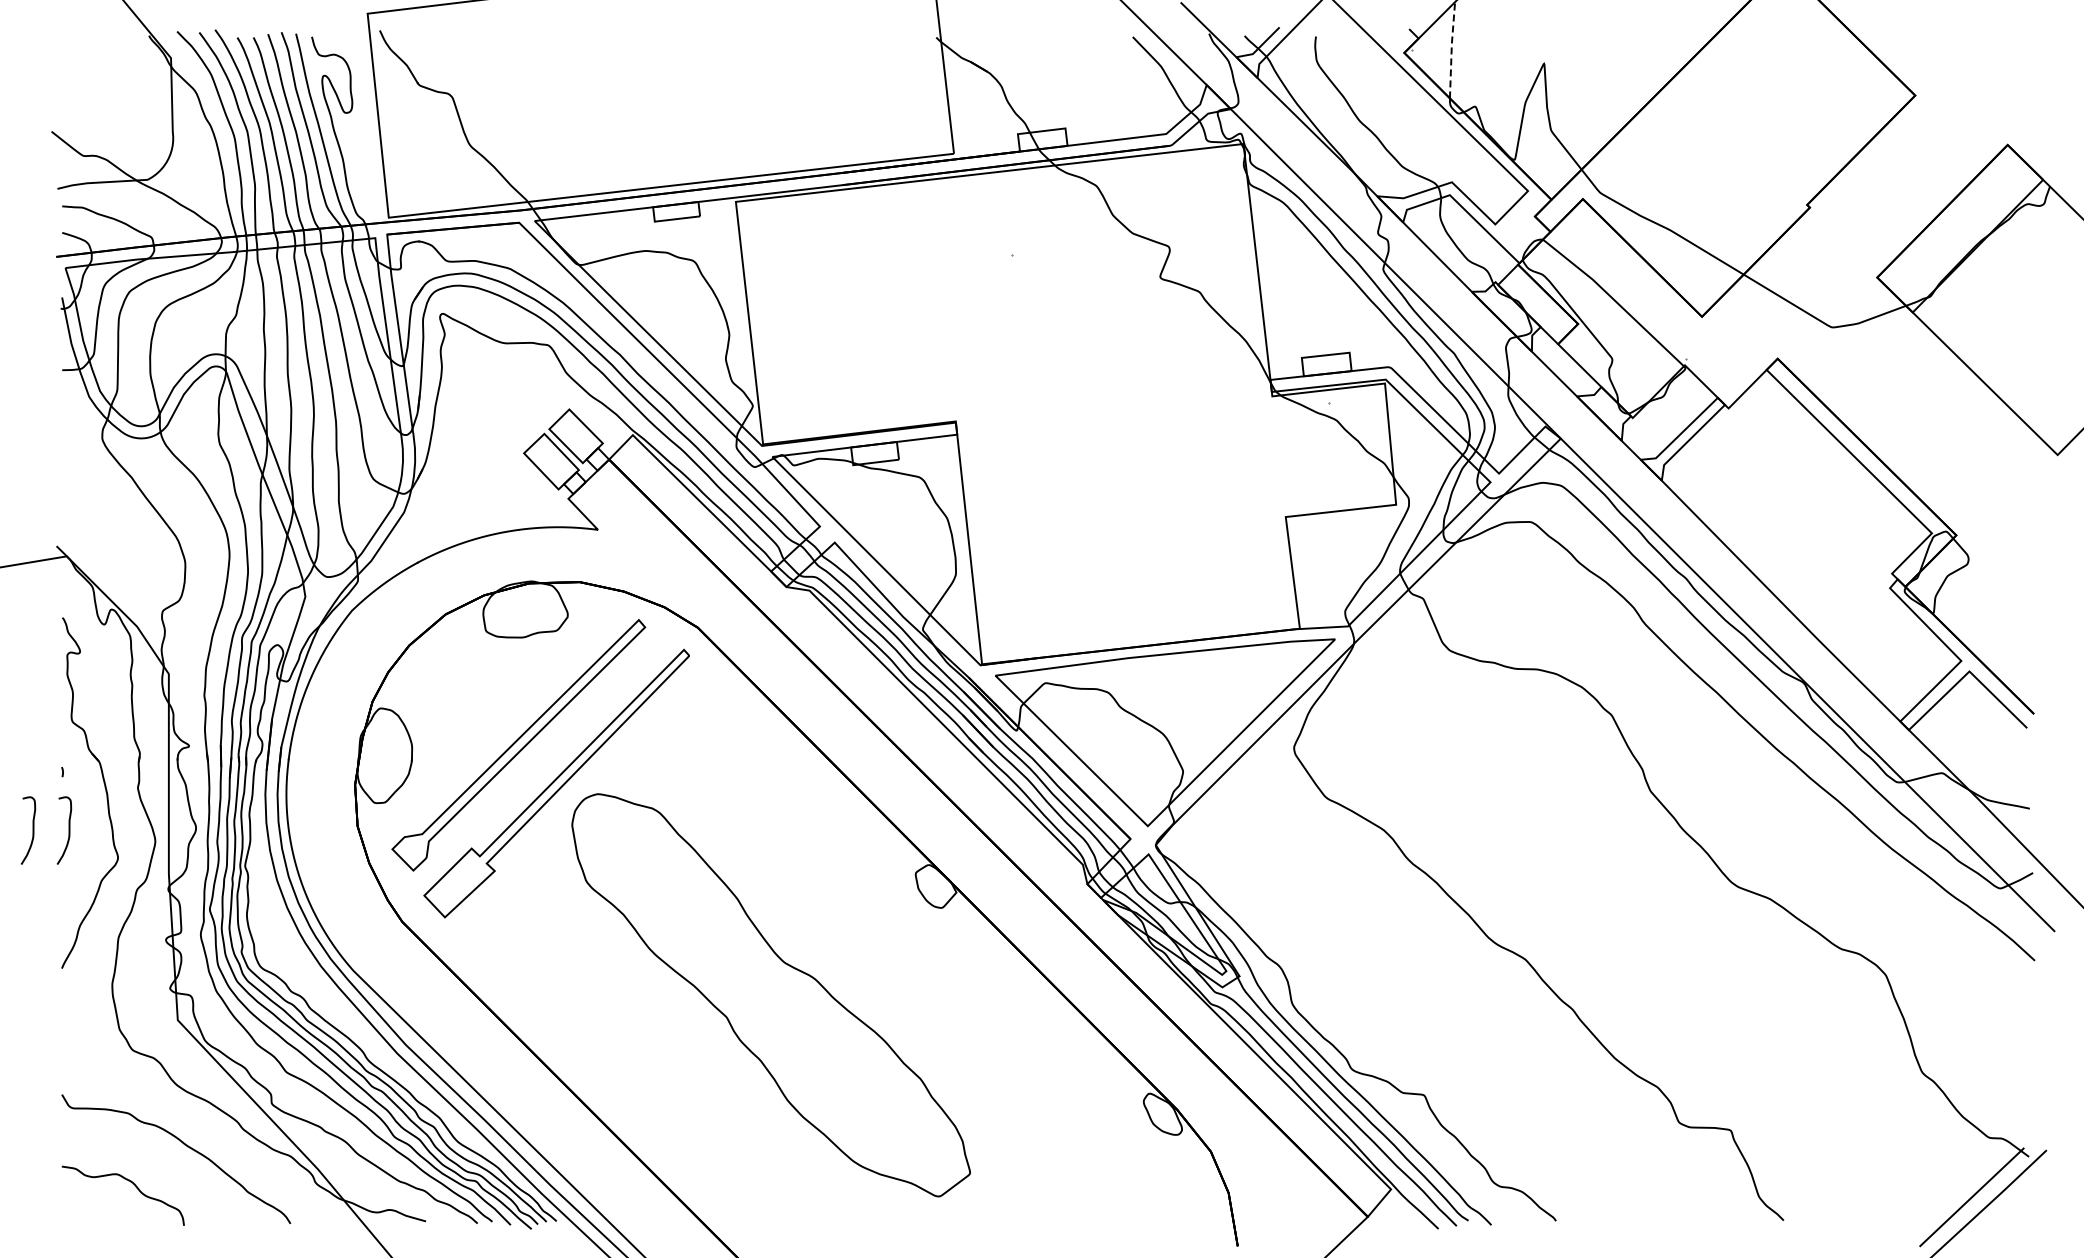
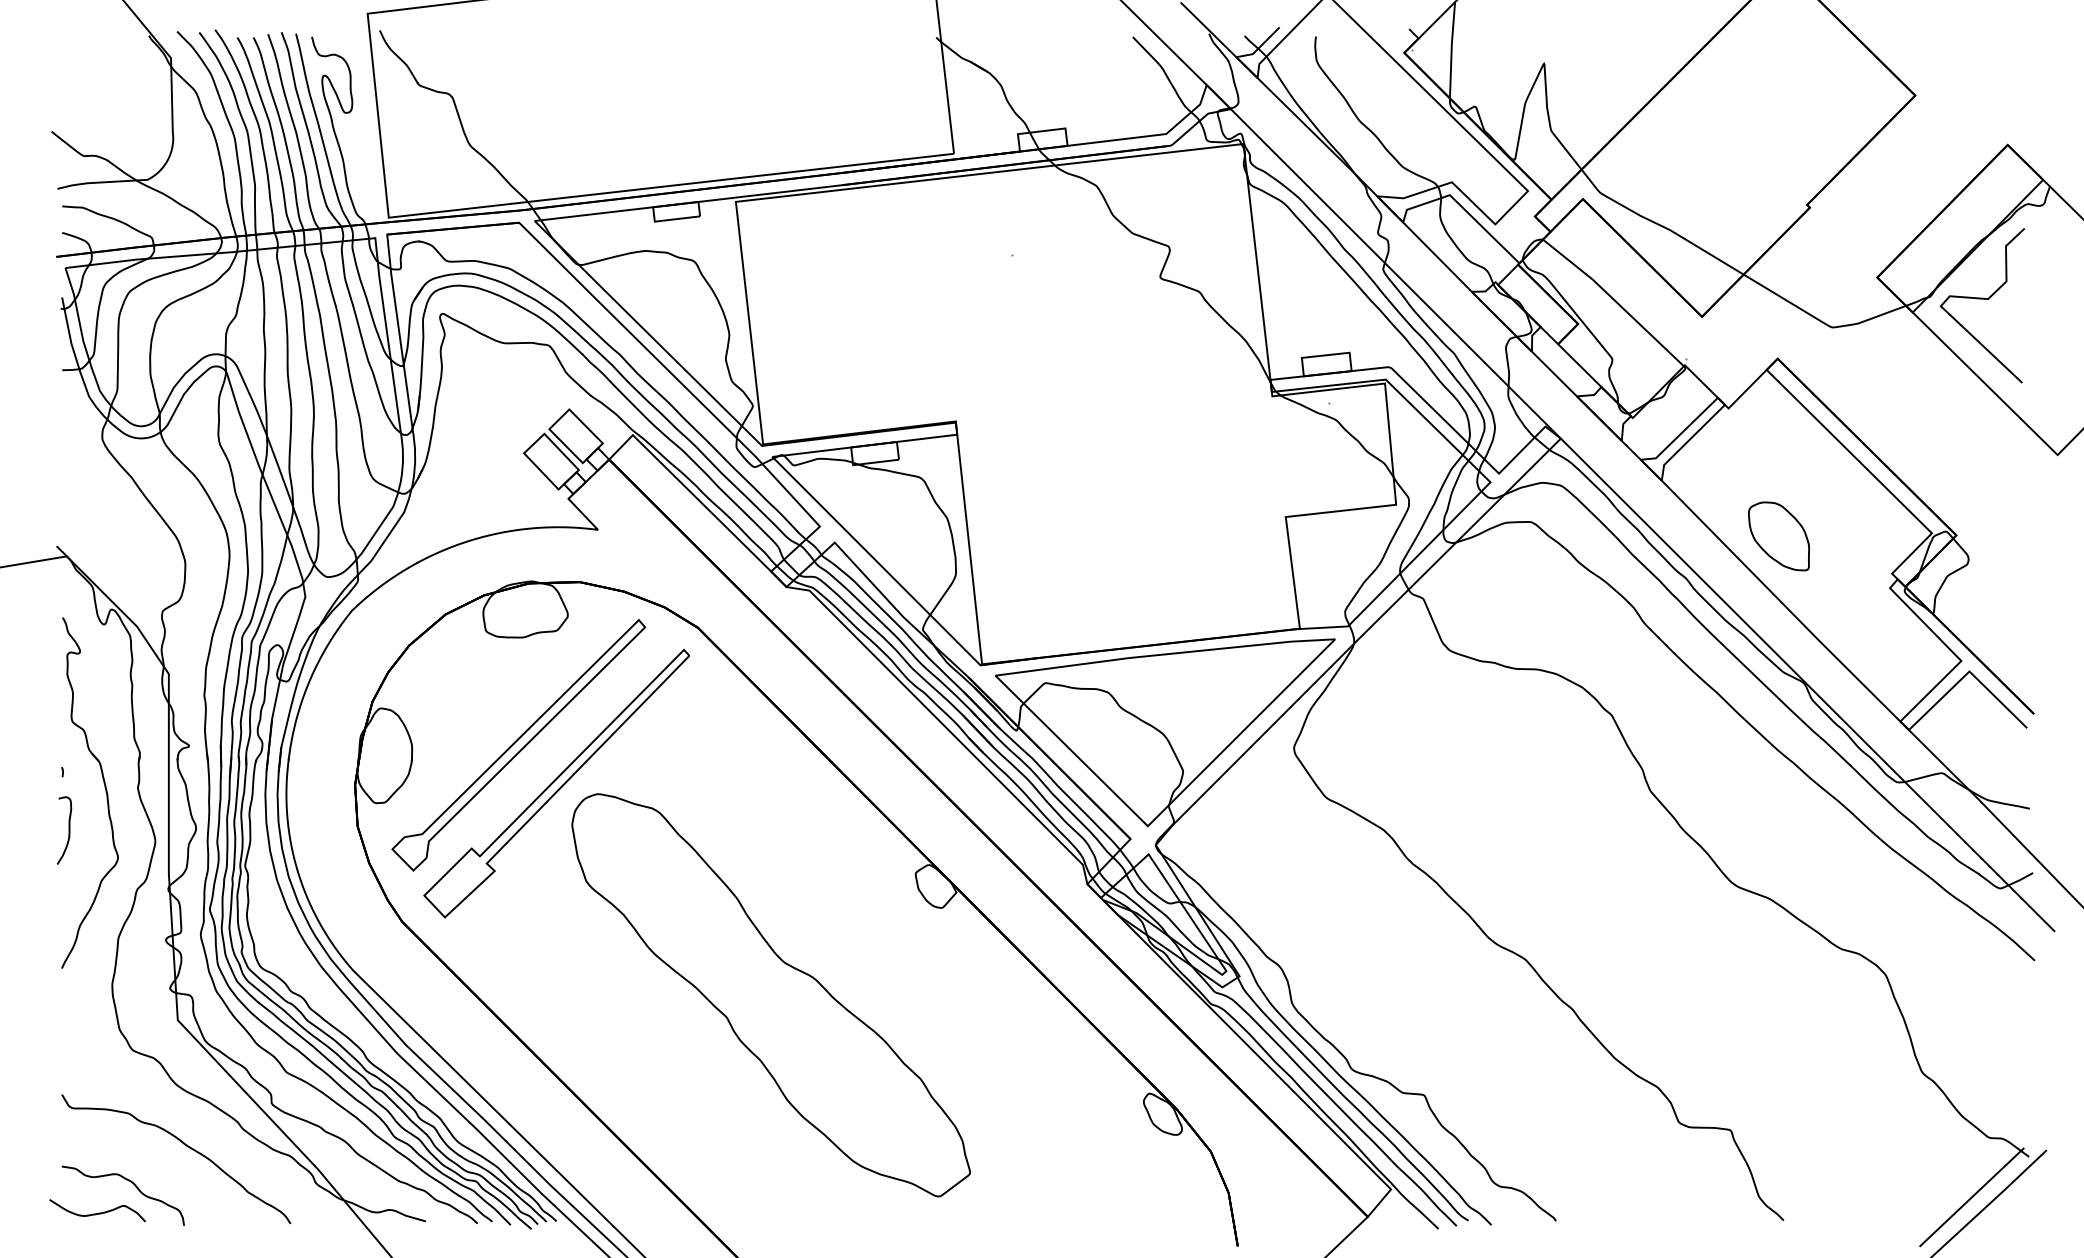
line: dashed -> solid (1451, 49)
curve: none -> present (1981, 299)
part: none -> present (1778, 536)
curve: present -> none (32, 830)
curve: none -> present (98, 1212)
